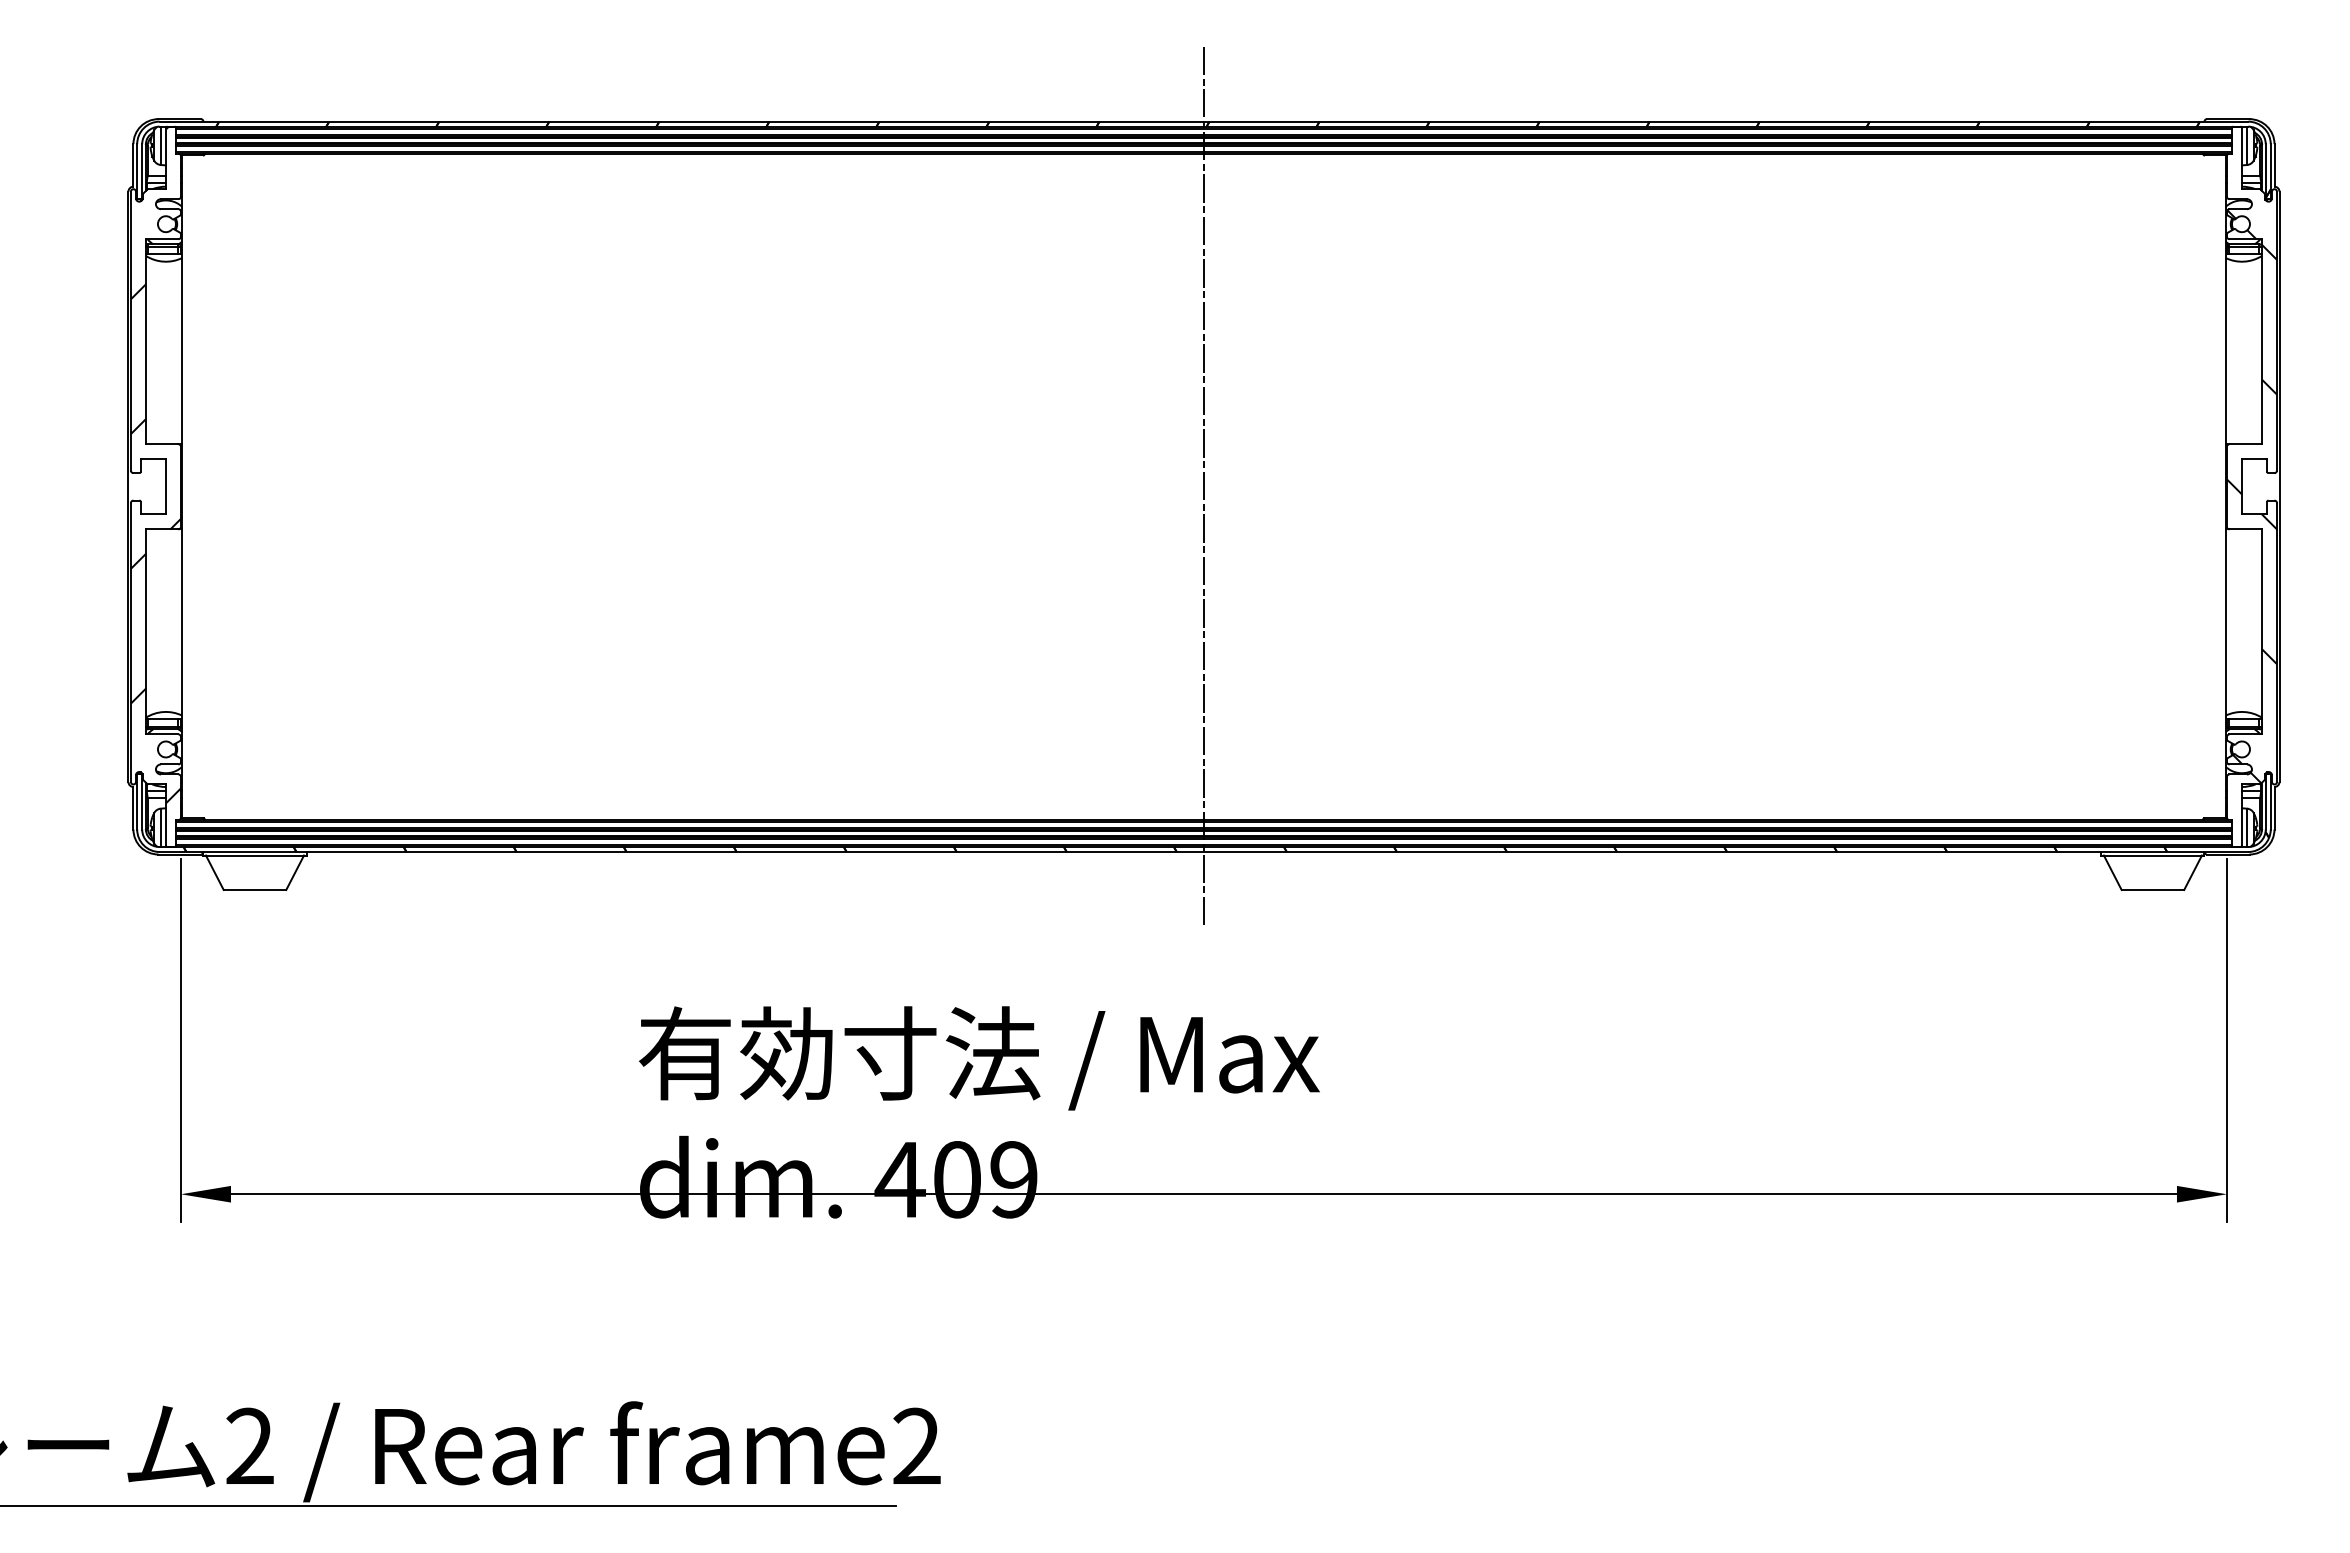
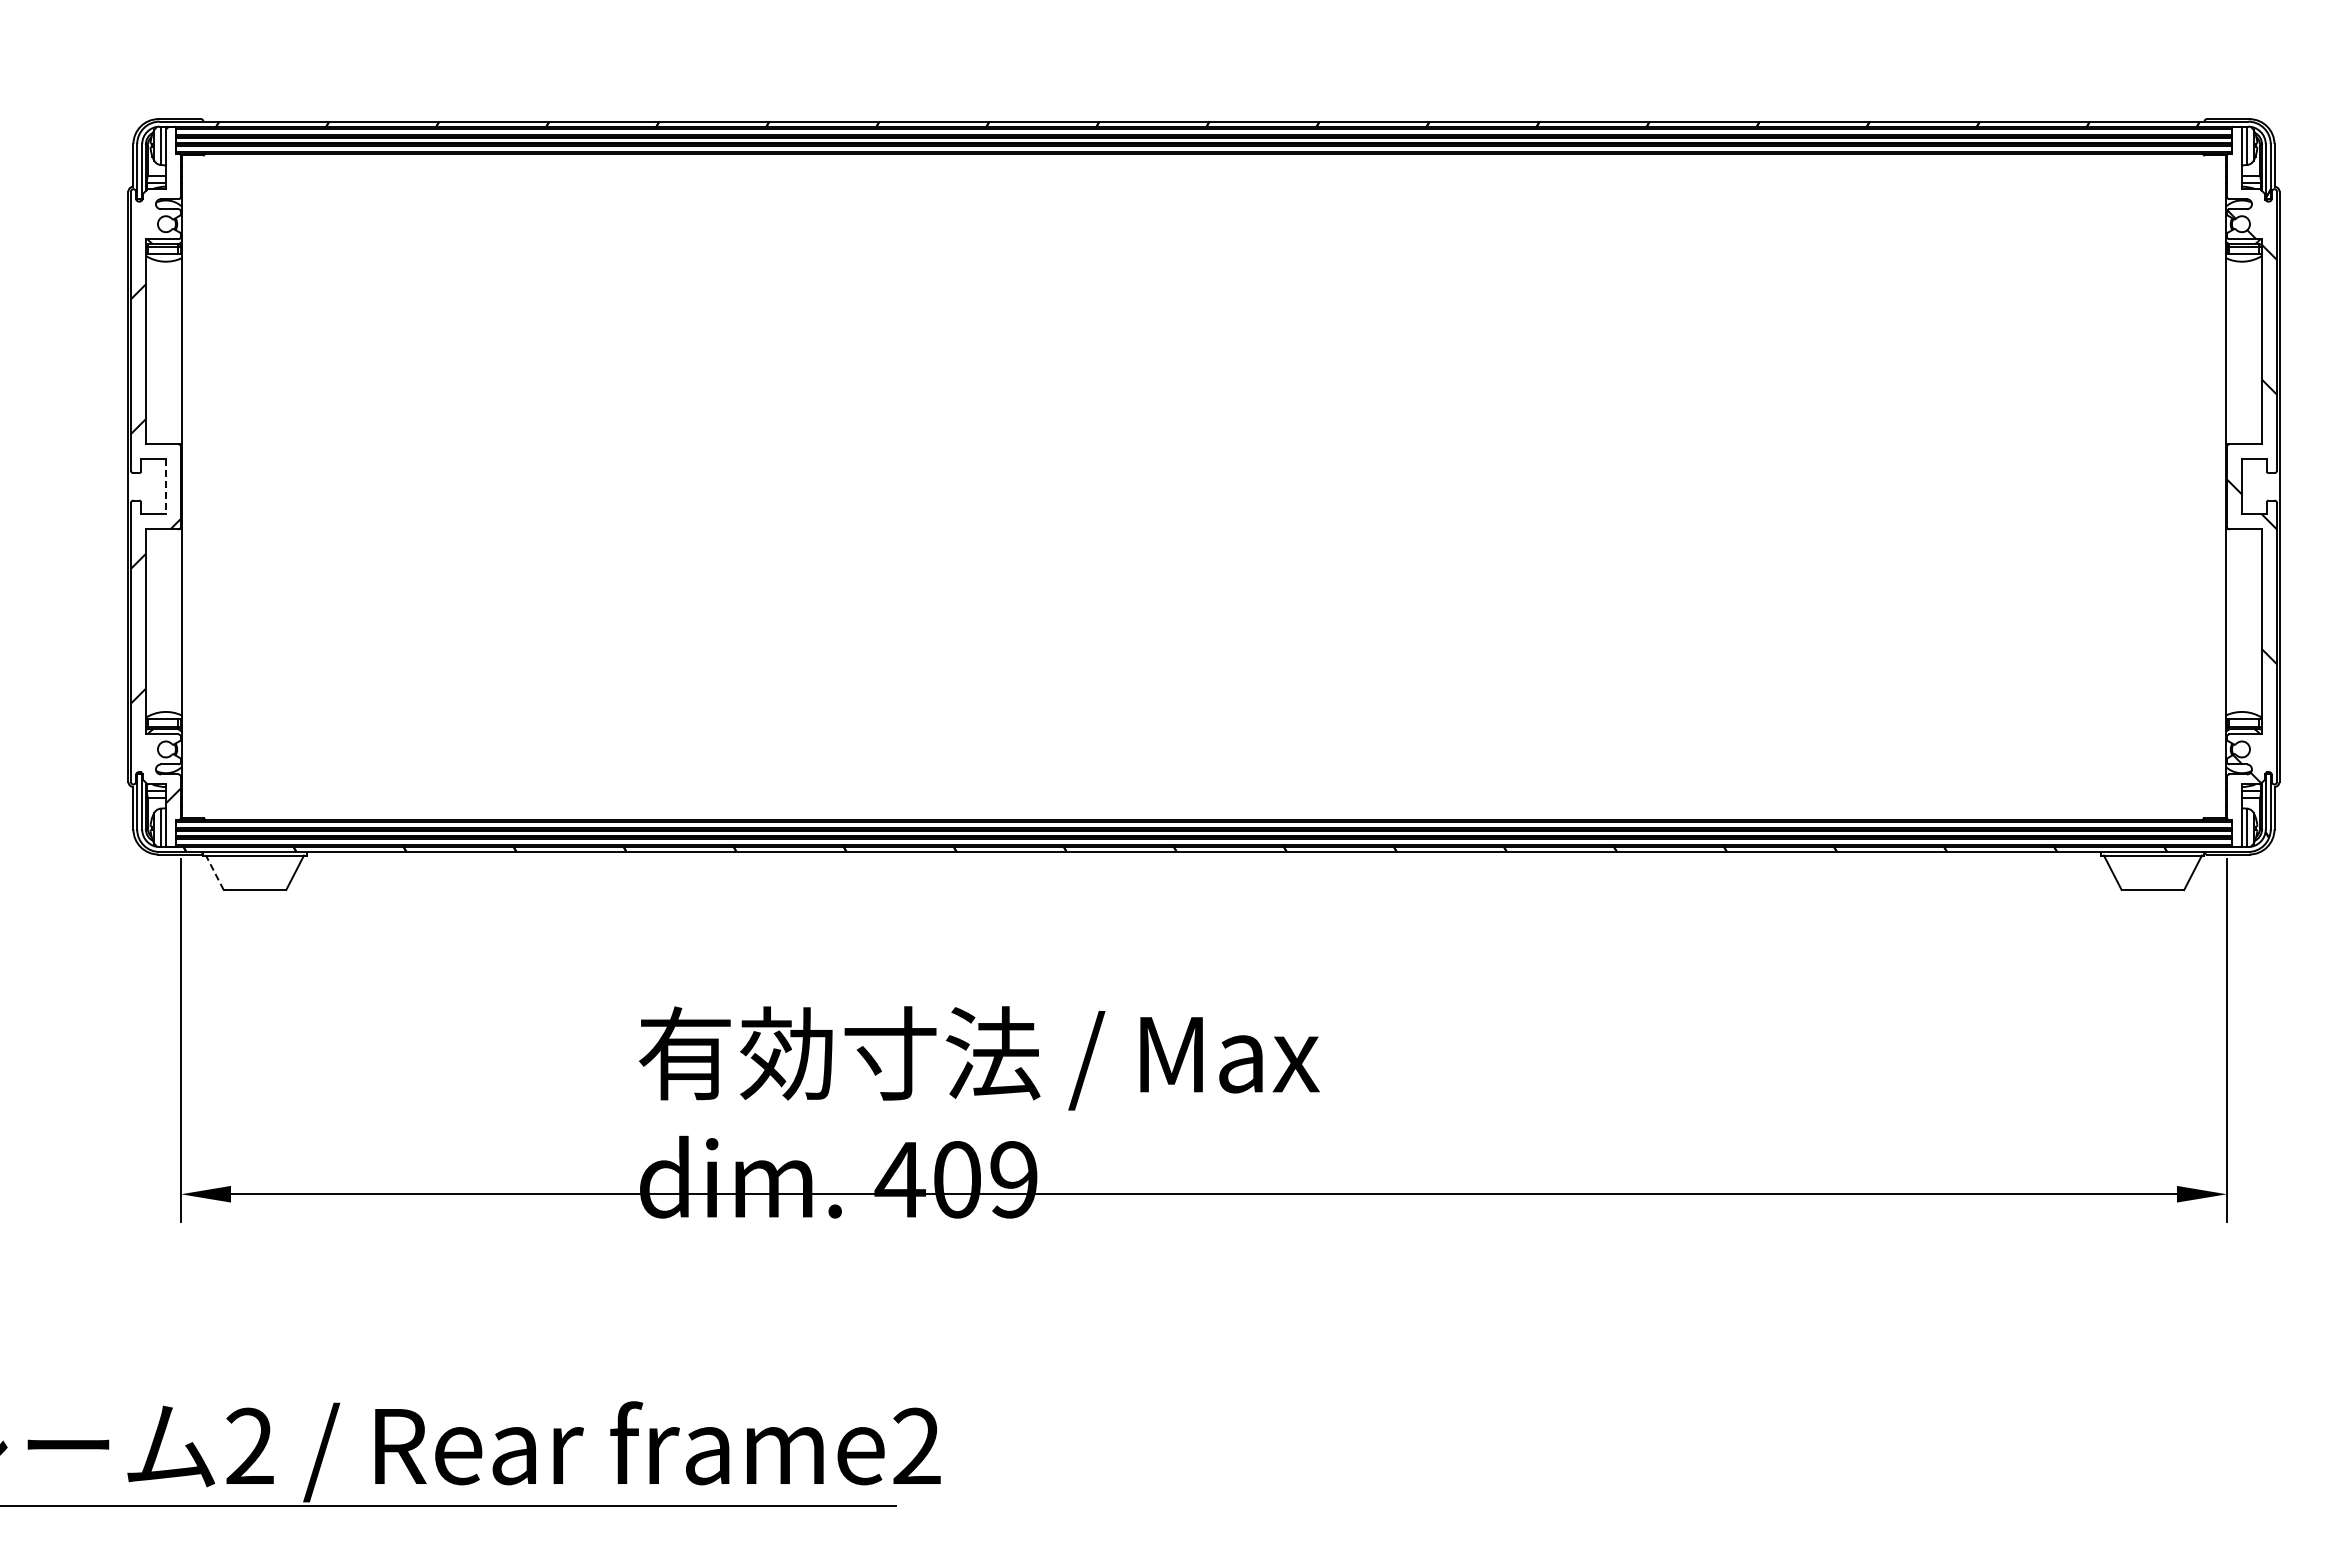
line: solid -> dashed (165, 486)
line: present -> none (1203, 486)
line: solid -> dashed (214, 872)
